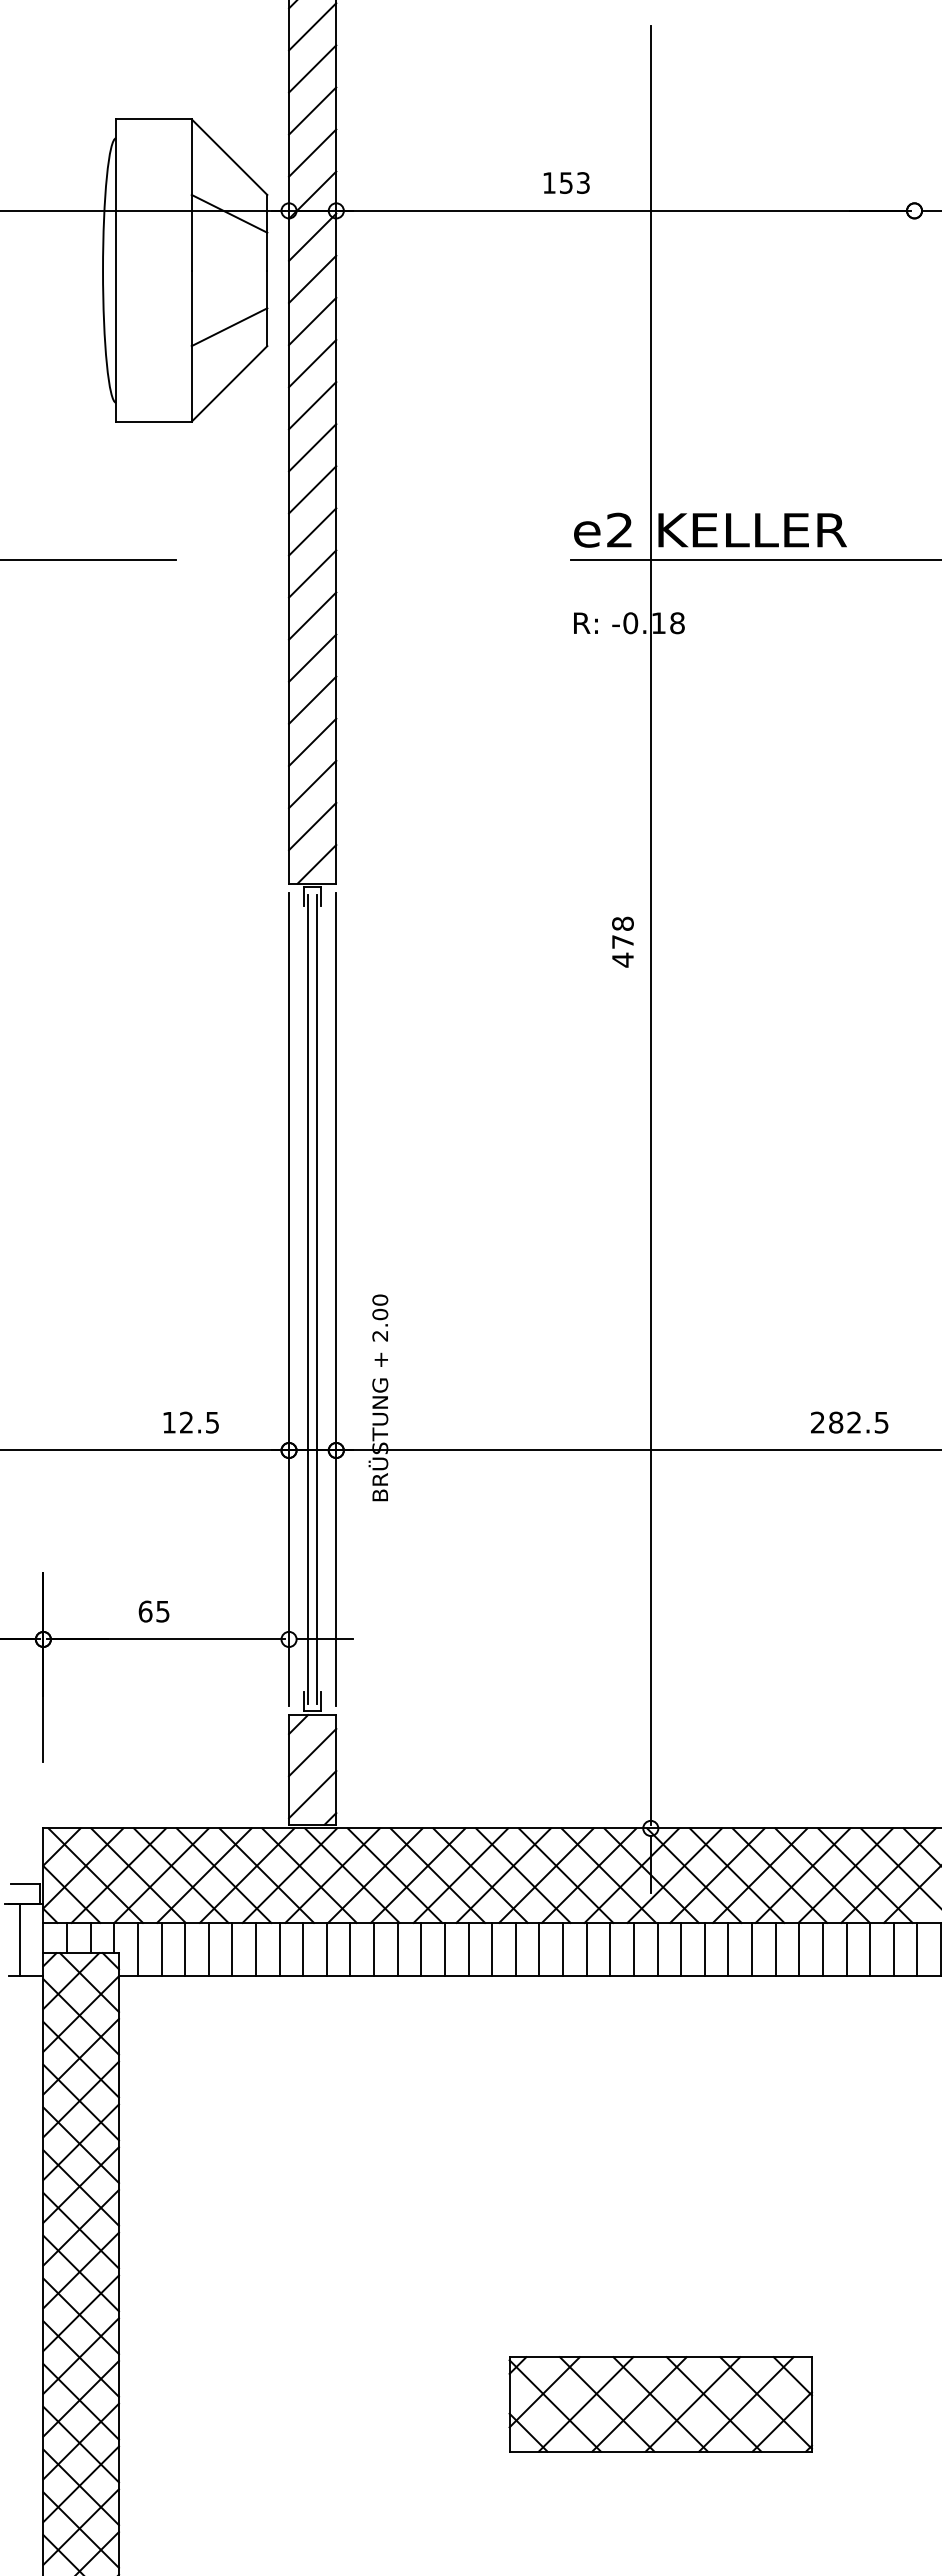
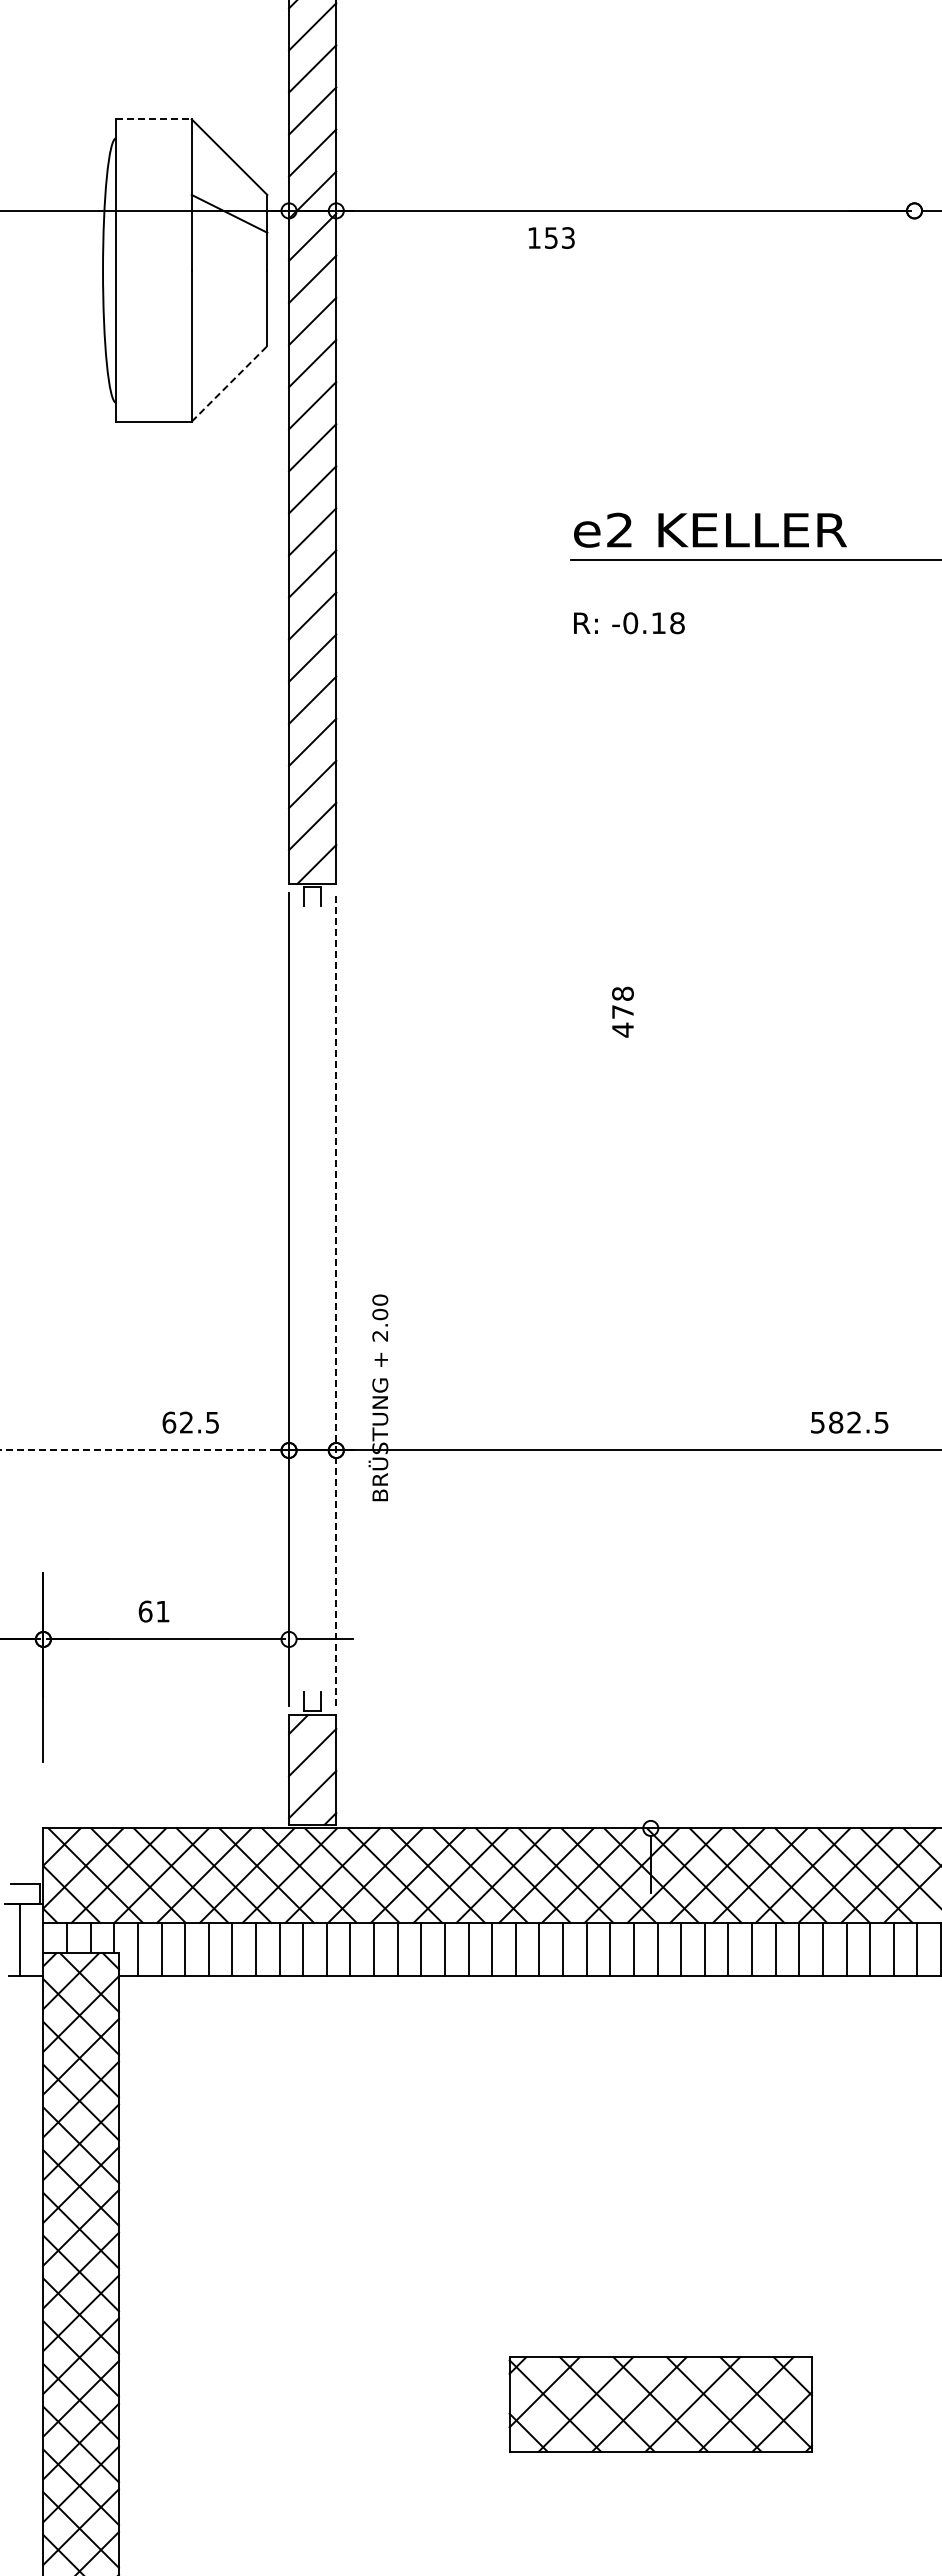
line: solid -> dashed (153, 119)
text position: (566, 182) -> (551, 237) (551, 237)
line: present -> none (229, 327)
line: solid -> dashed (229, 383)
line: present -> none (88, 560)
line: present -> none (650, 924)
text position: (622, 941) -> (622, 1011) (622, 1011)
line: present -> none (307, 1298)
line: present -> none (317, 1298)
line: solid -> dashed (336, 1298)
text: 12.5 -> 62.5 (169, 1422)
text: 282.5 -> 582.5 (817, 1422)
line: solid -> dashed (143, 1450)
text: 65 -> 61 (162, 1611)
